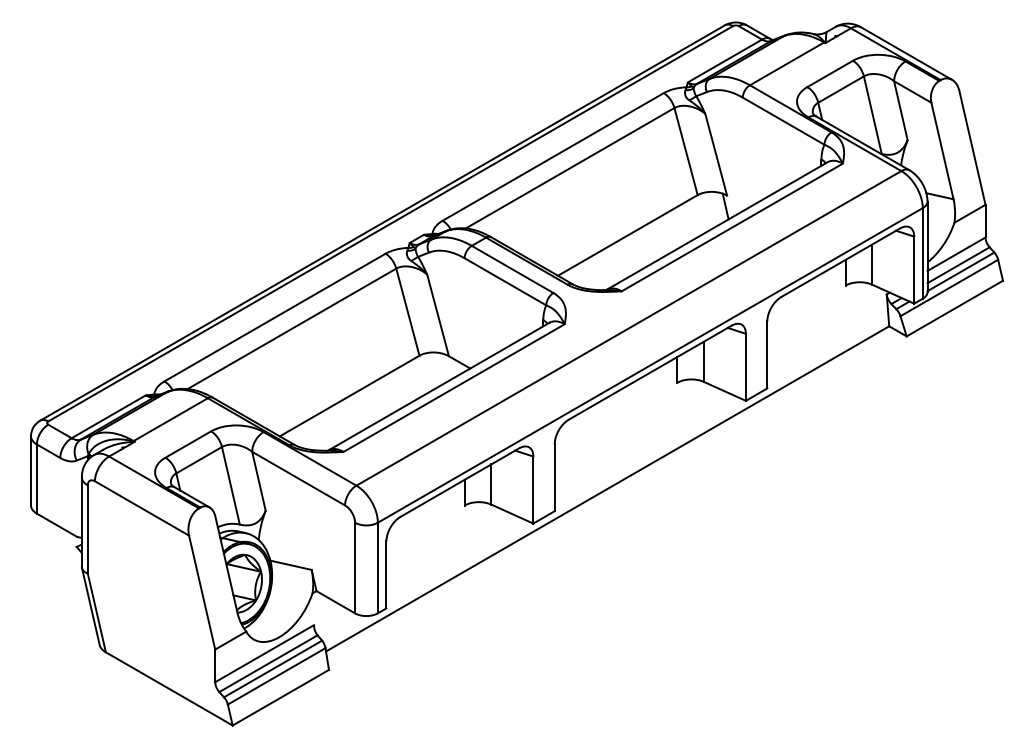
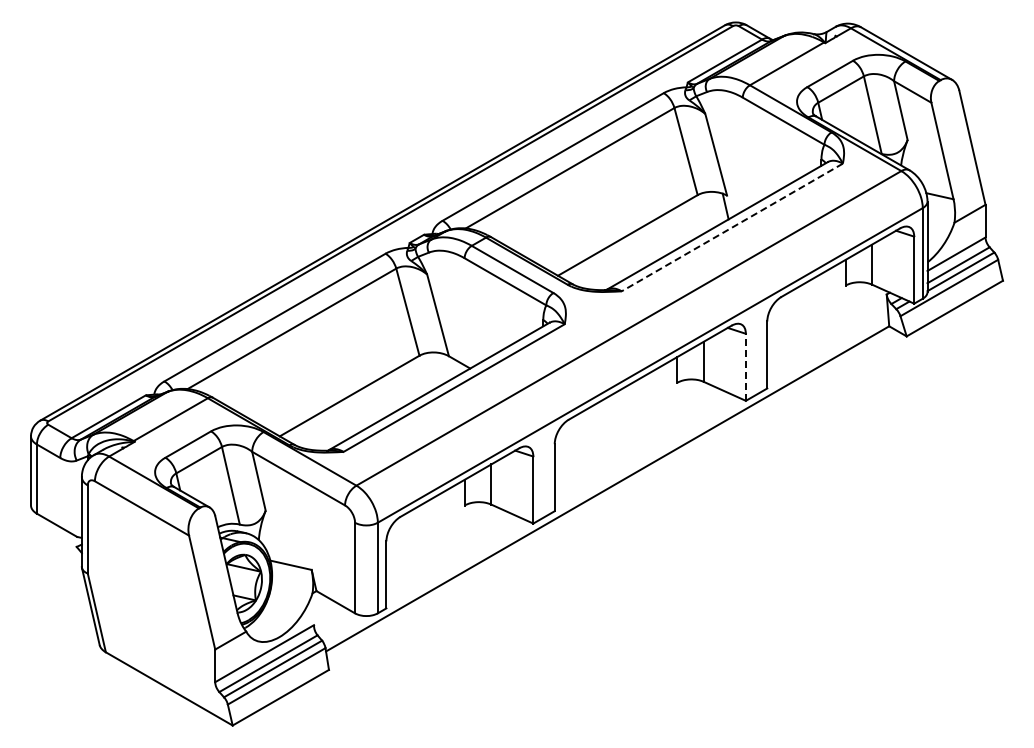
line: solid -> dashed (732, 227)
line: solid -> dashed (745, 367)
